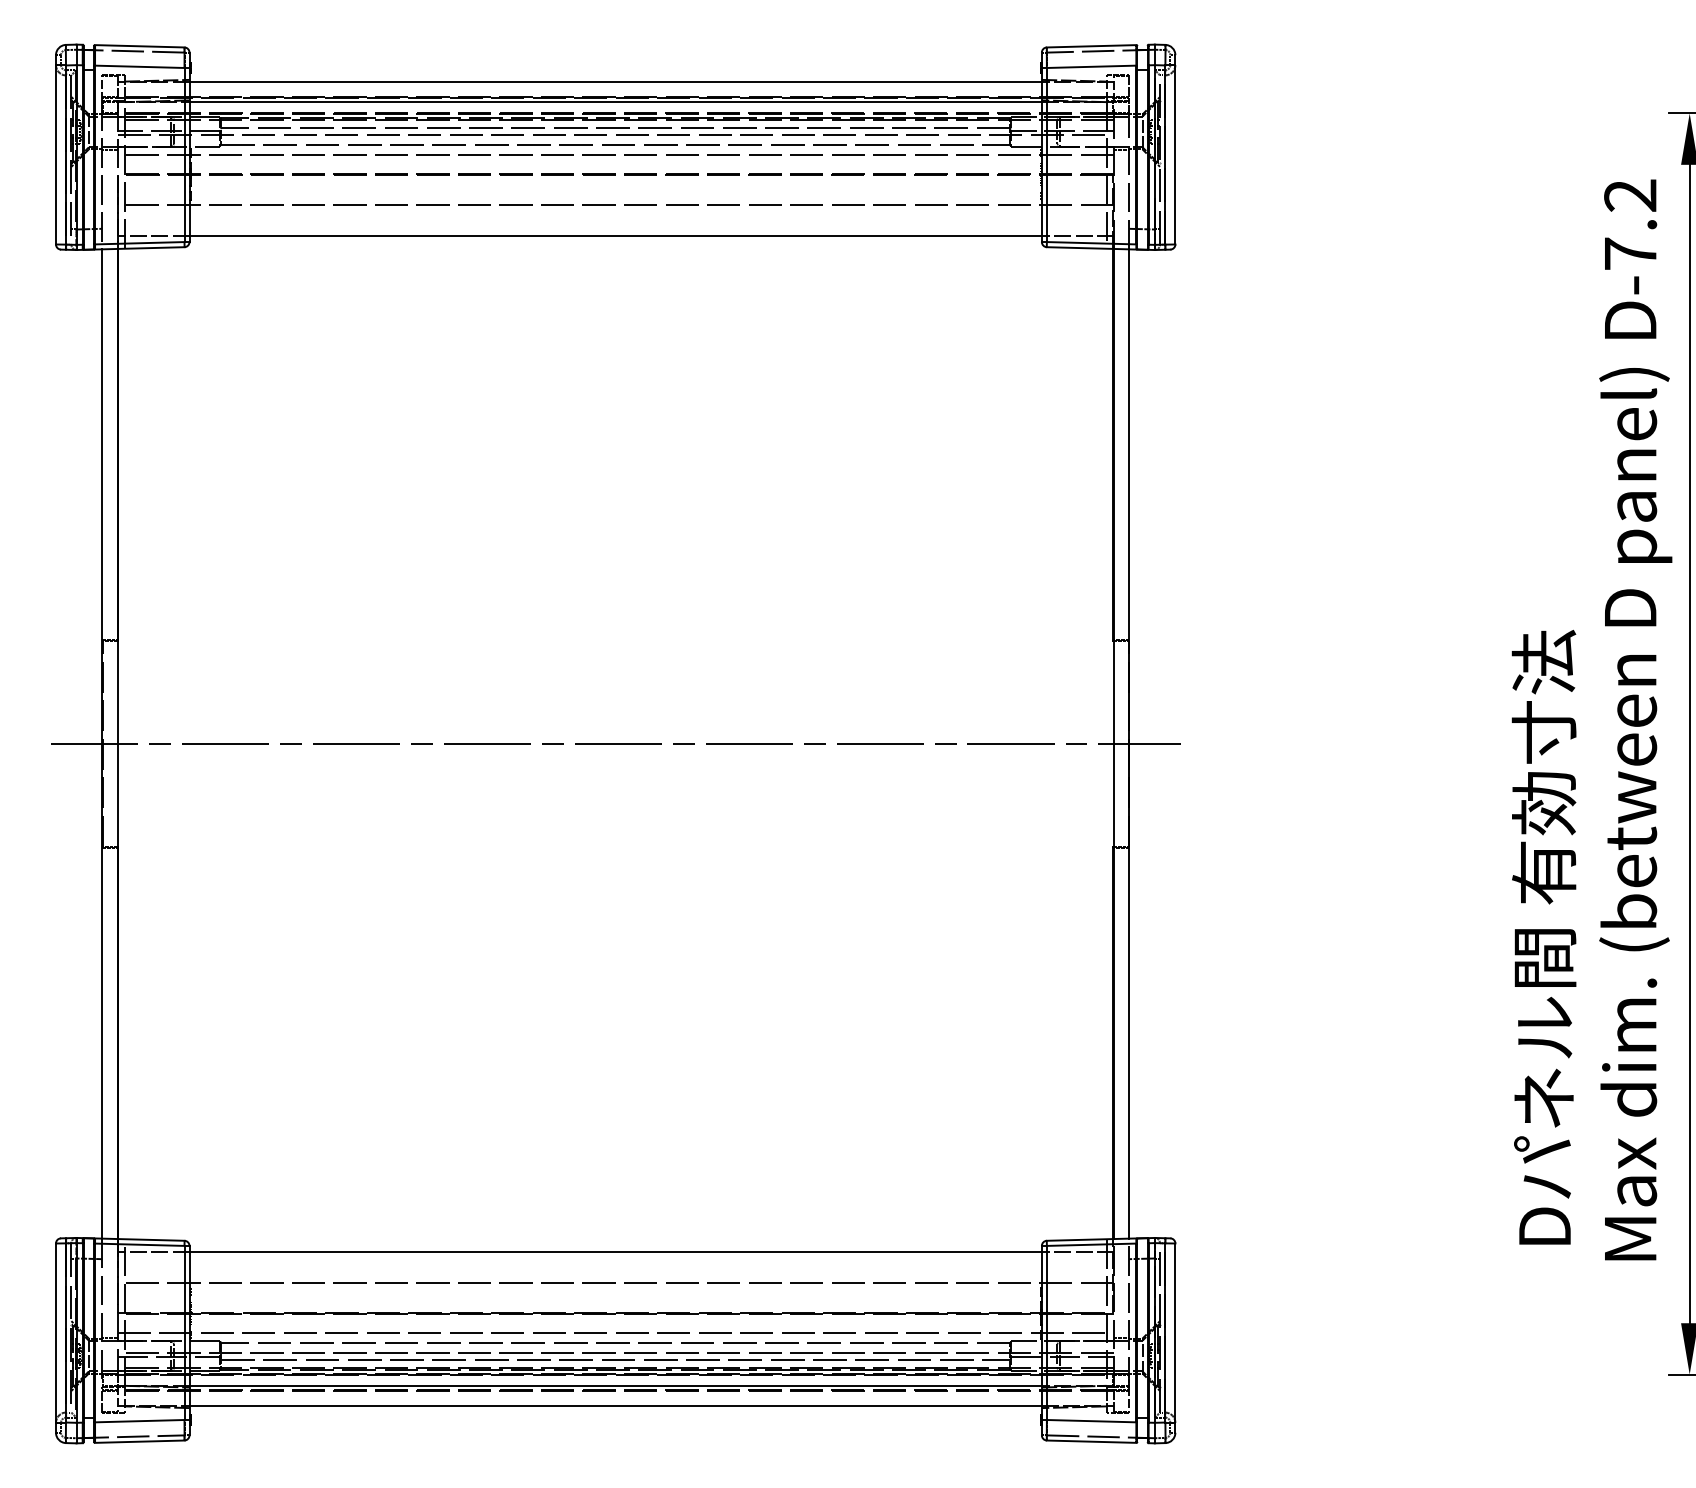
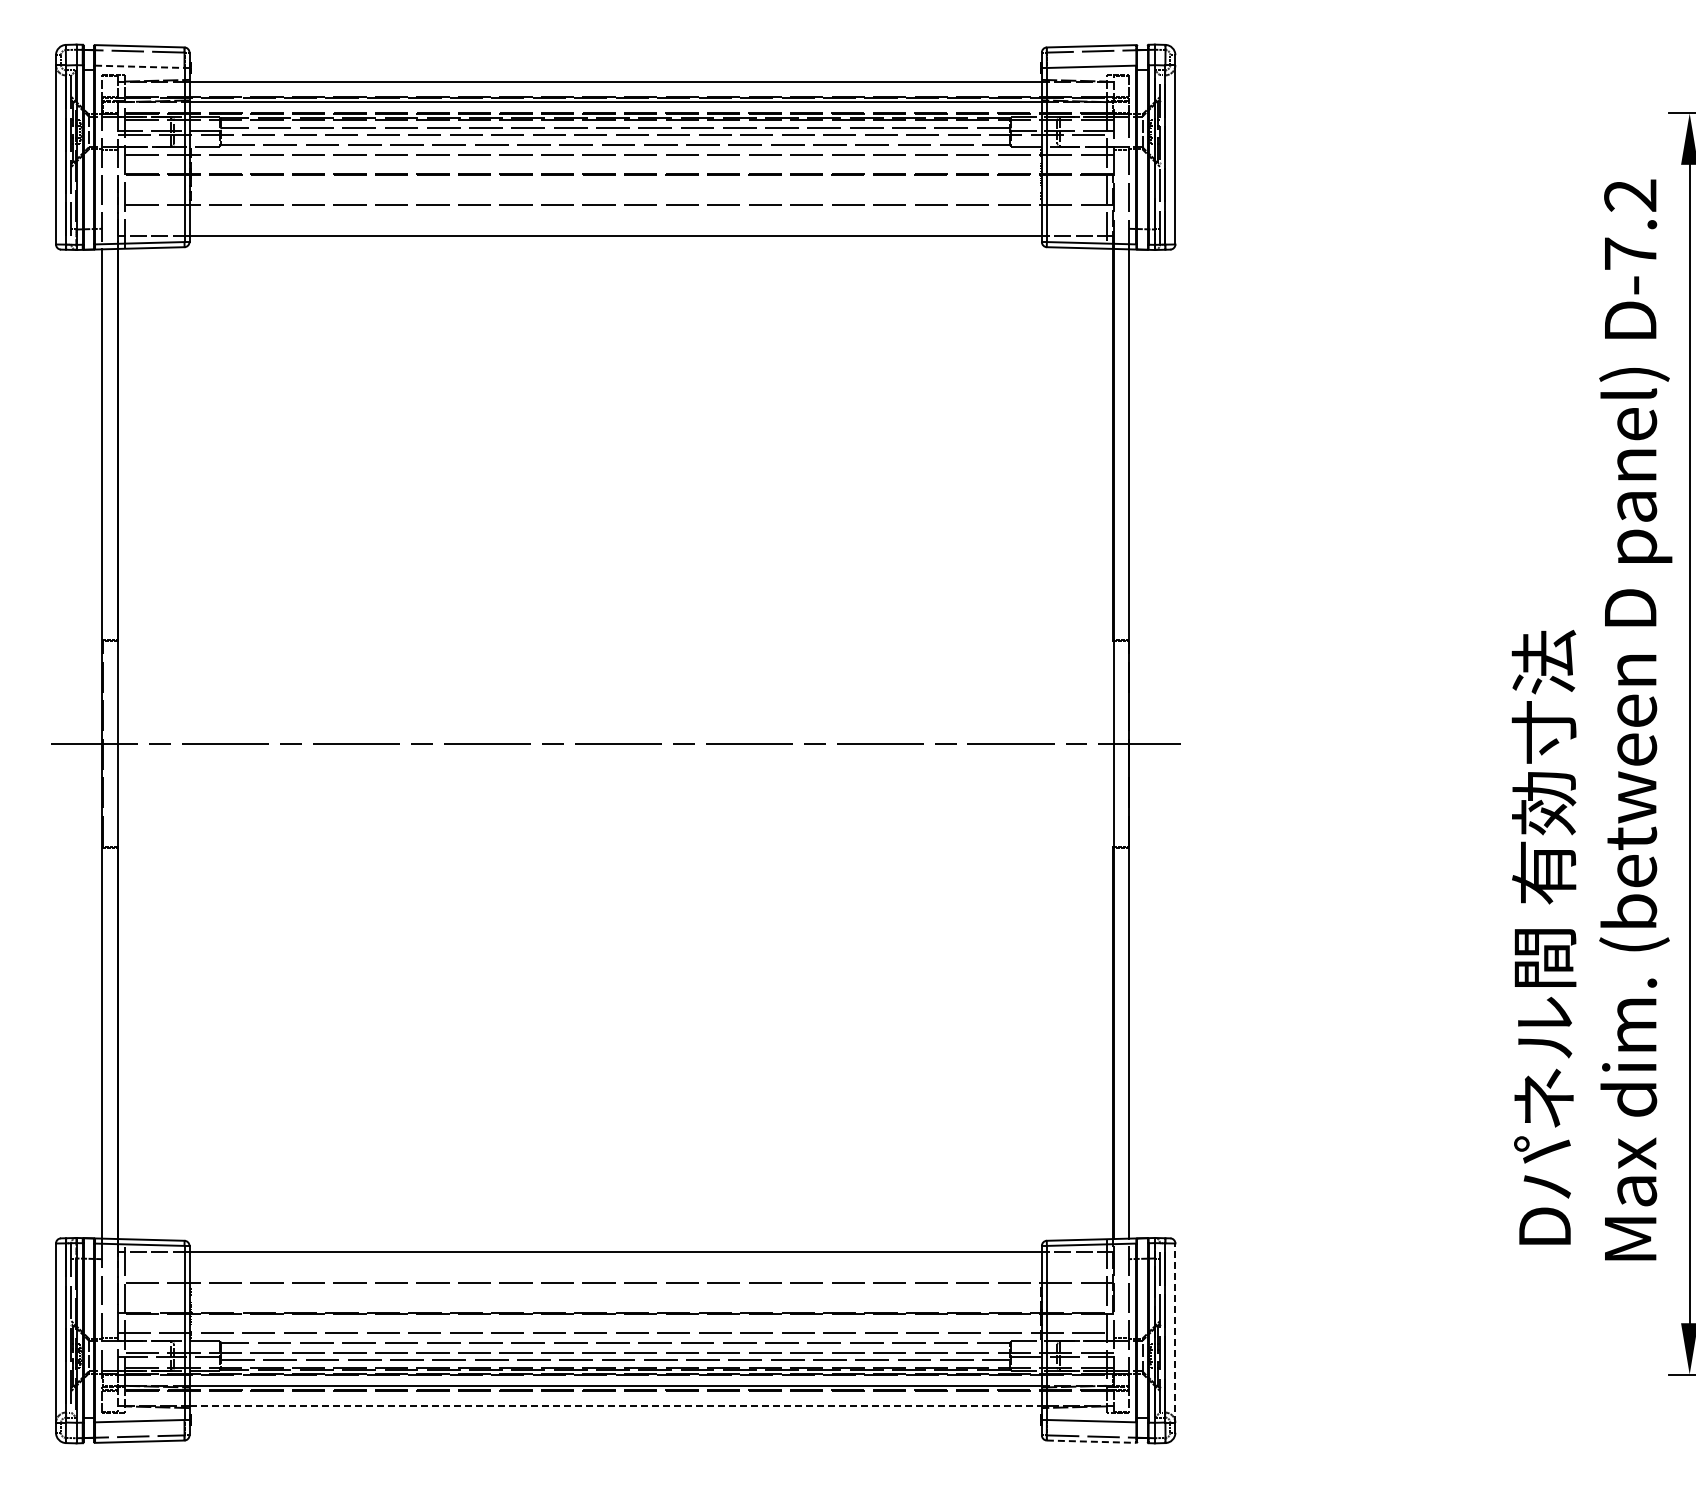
line: solid -> dashed (139, 66)
line: solid -> dashed (1175, 1333)
line: solid -> dashed (616, 1406)
line: solid -> dashed (1091, 1441)
